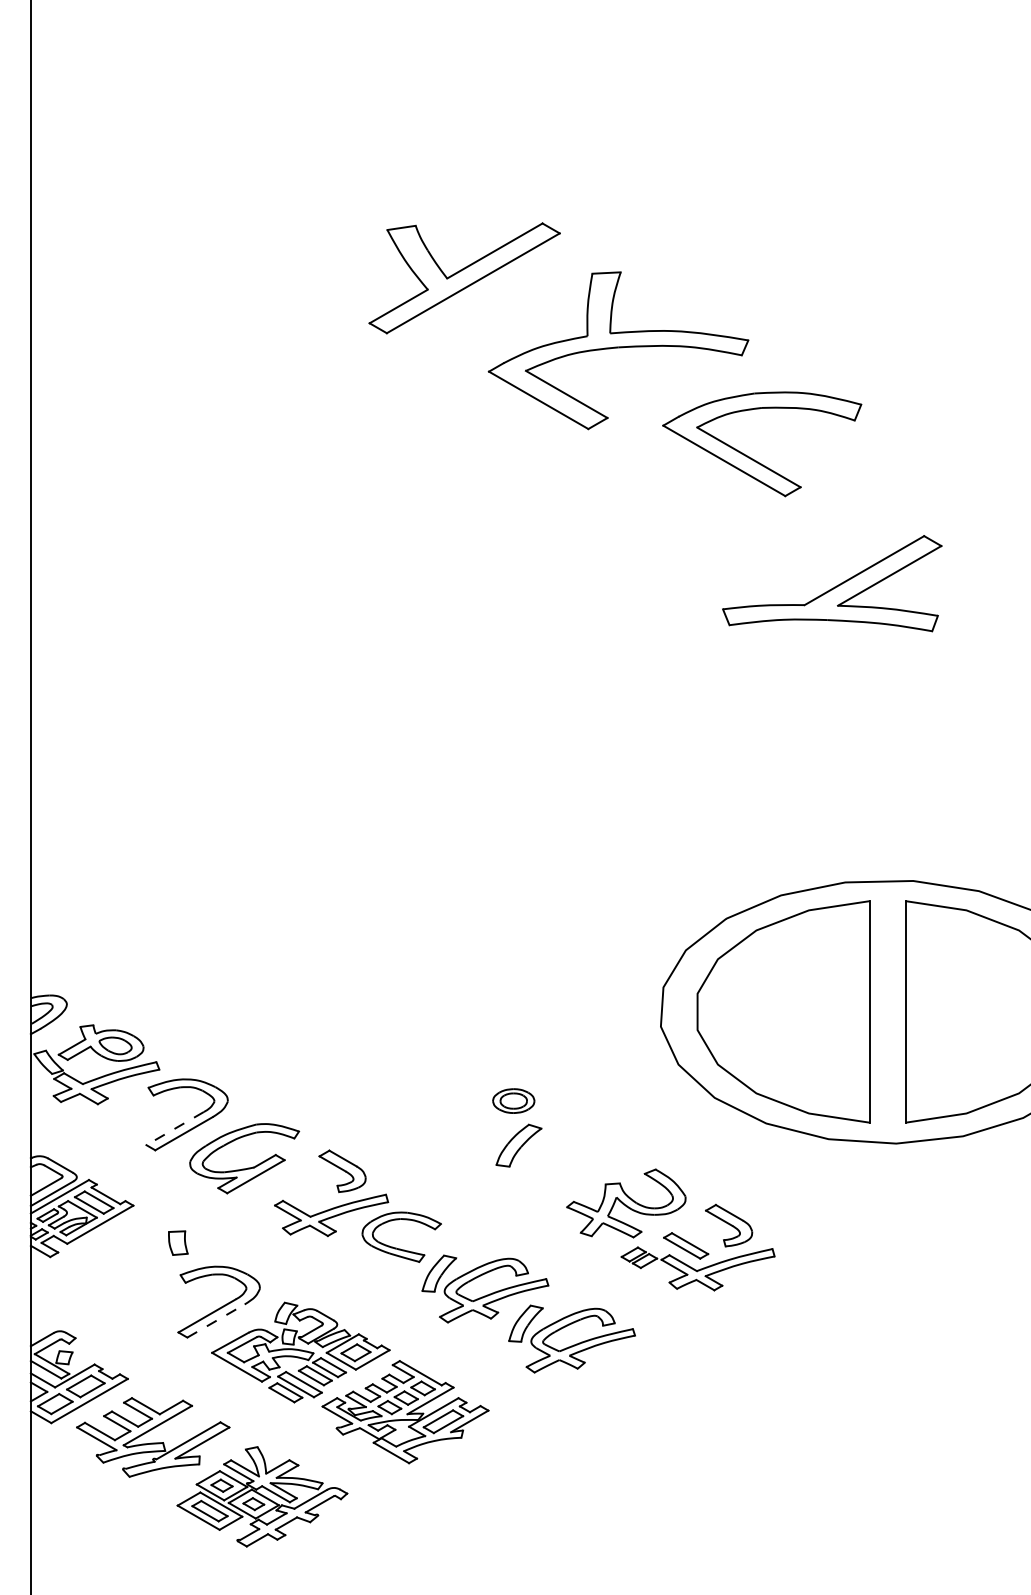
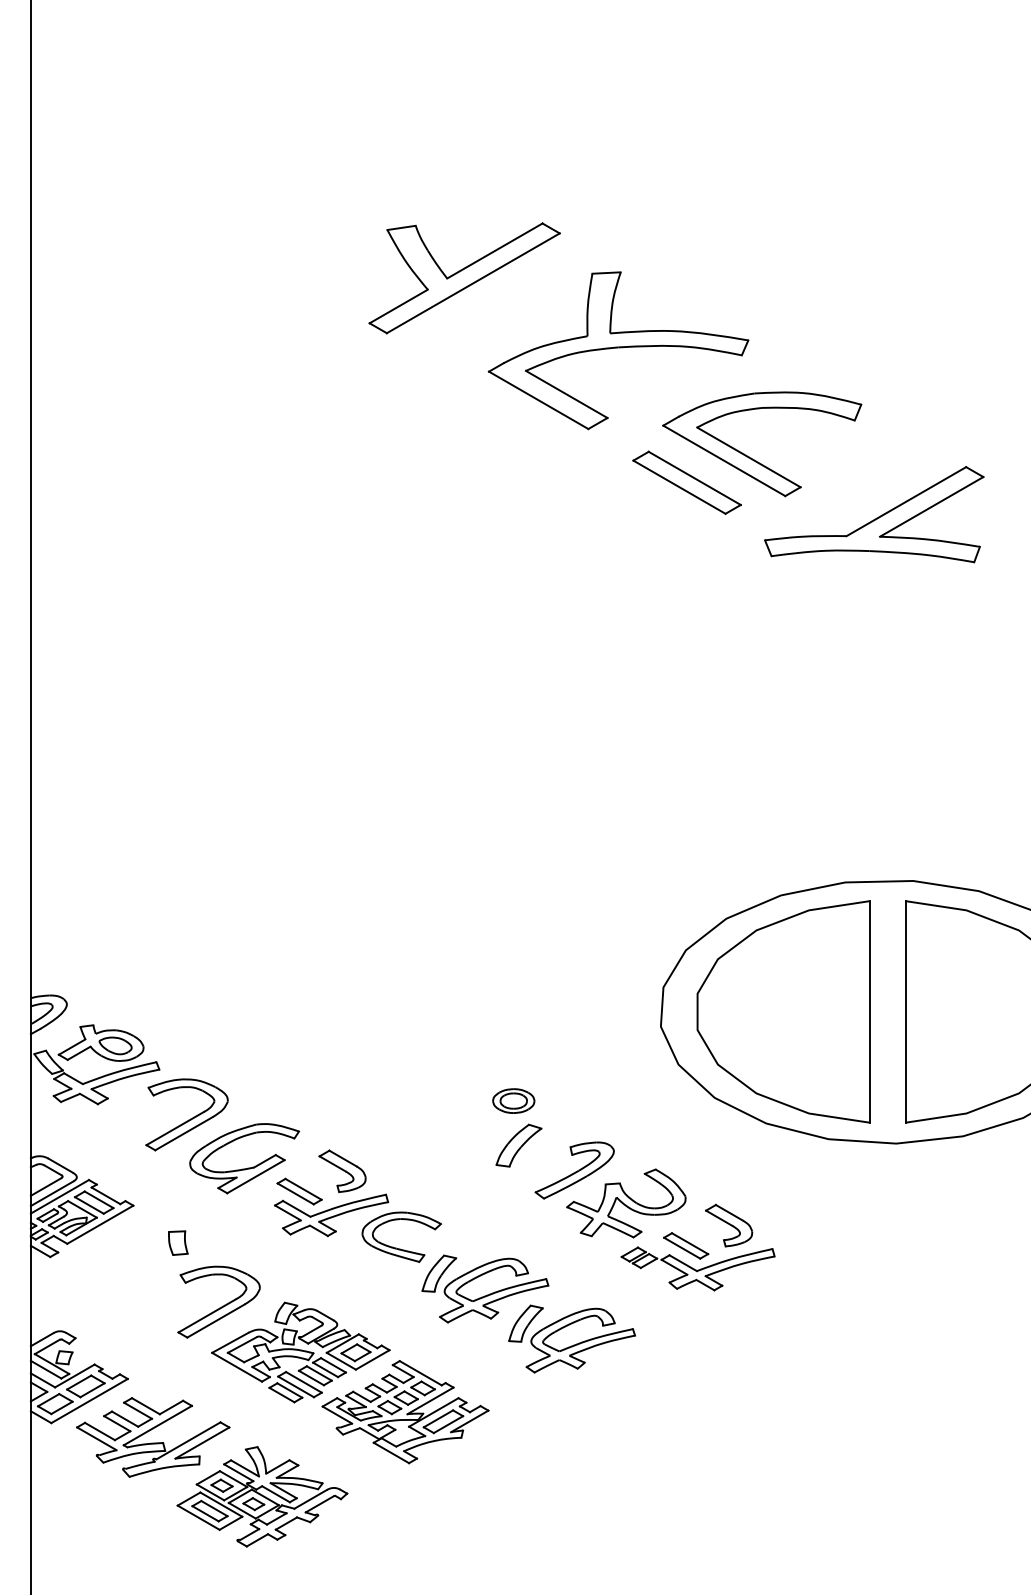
part: none -> present (686, 482)
part position: (832, 583) -> (874, 514) (874, 514)
line: dashed -> solid (174, 1128)
part: none -> present (574, 1170)
part: none -> present (299, 1191)
line: dashed -> solid (216, 1320)
